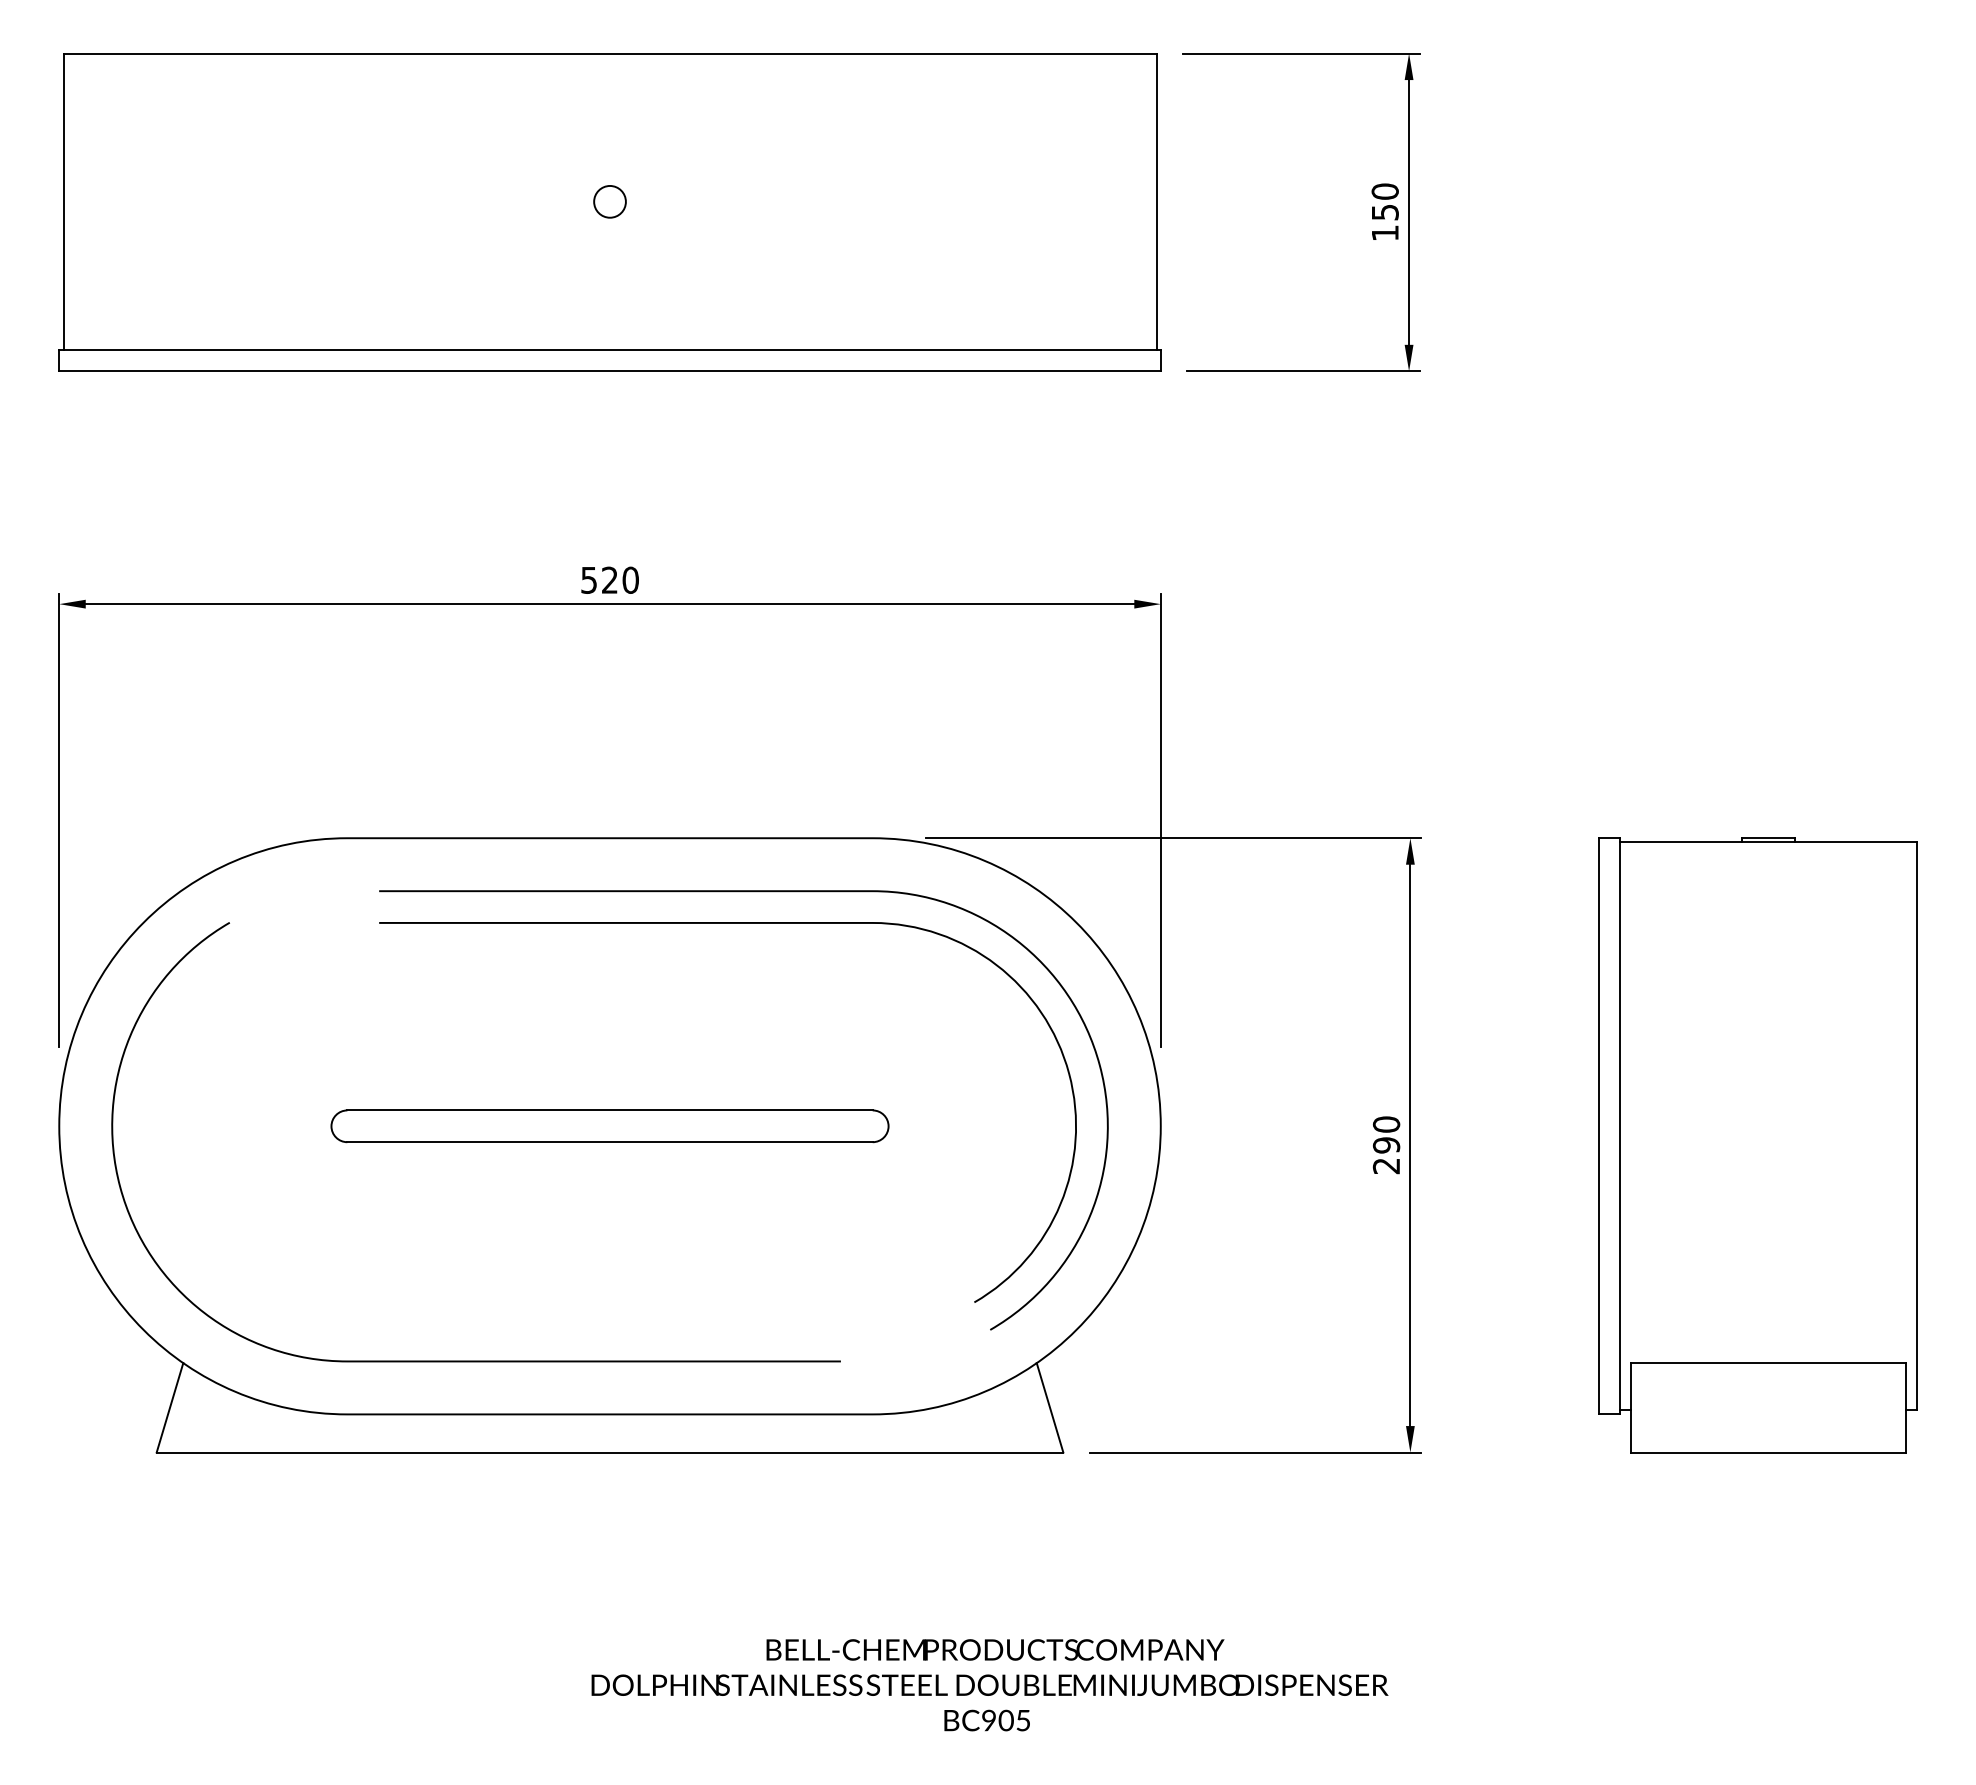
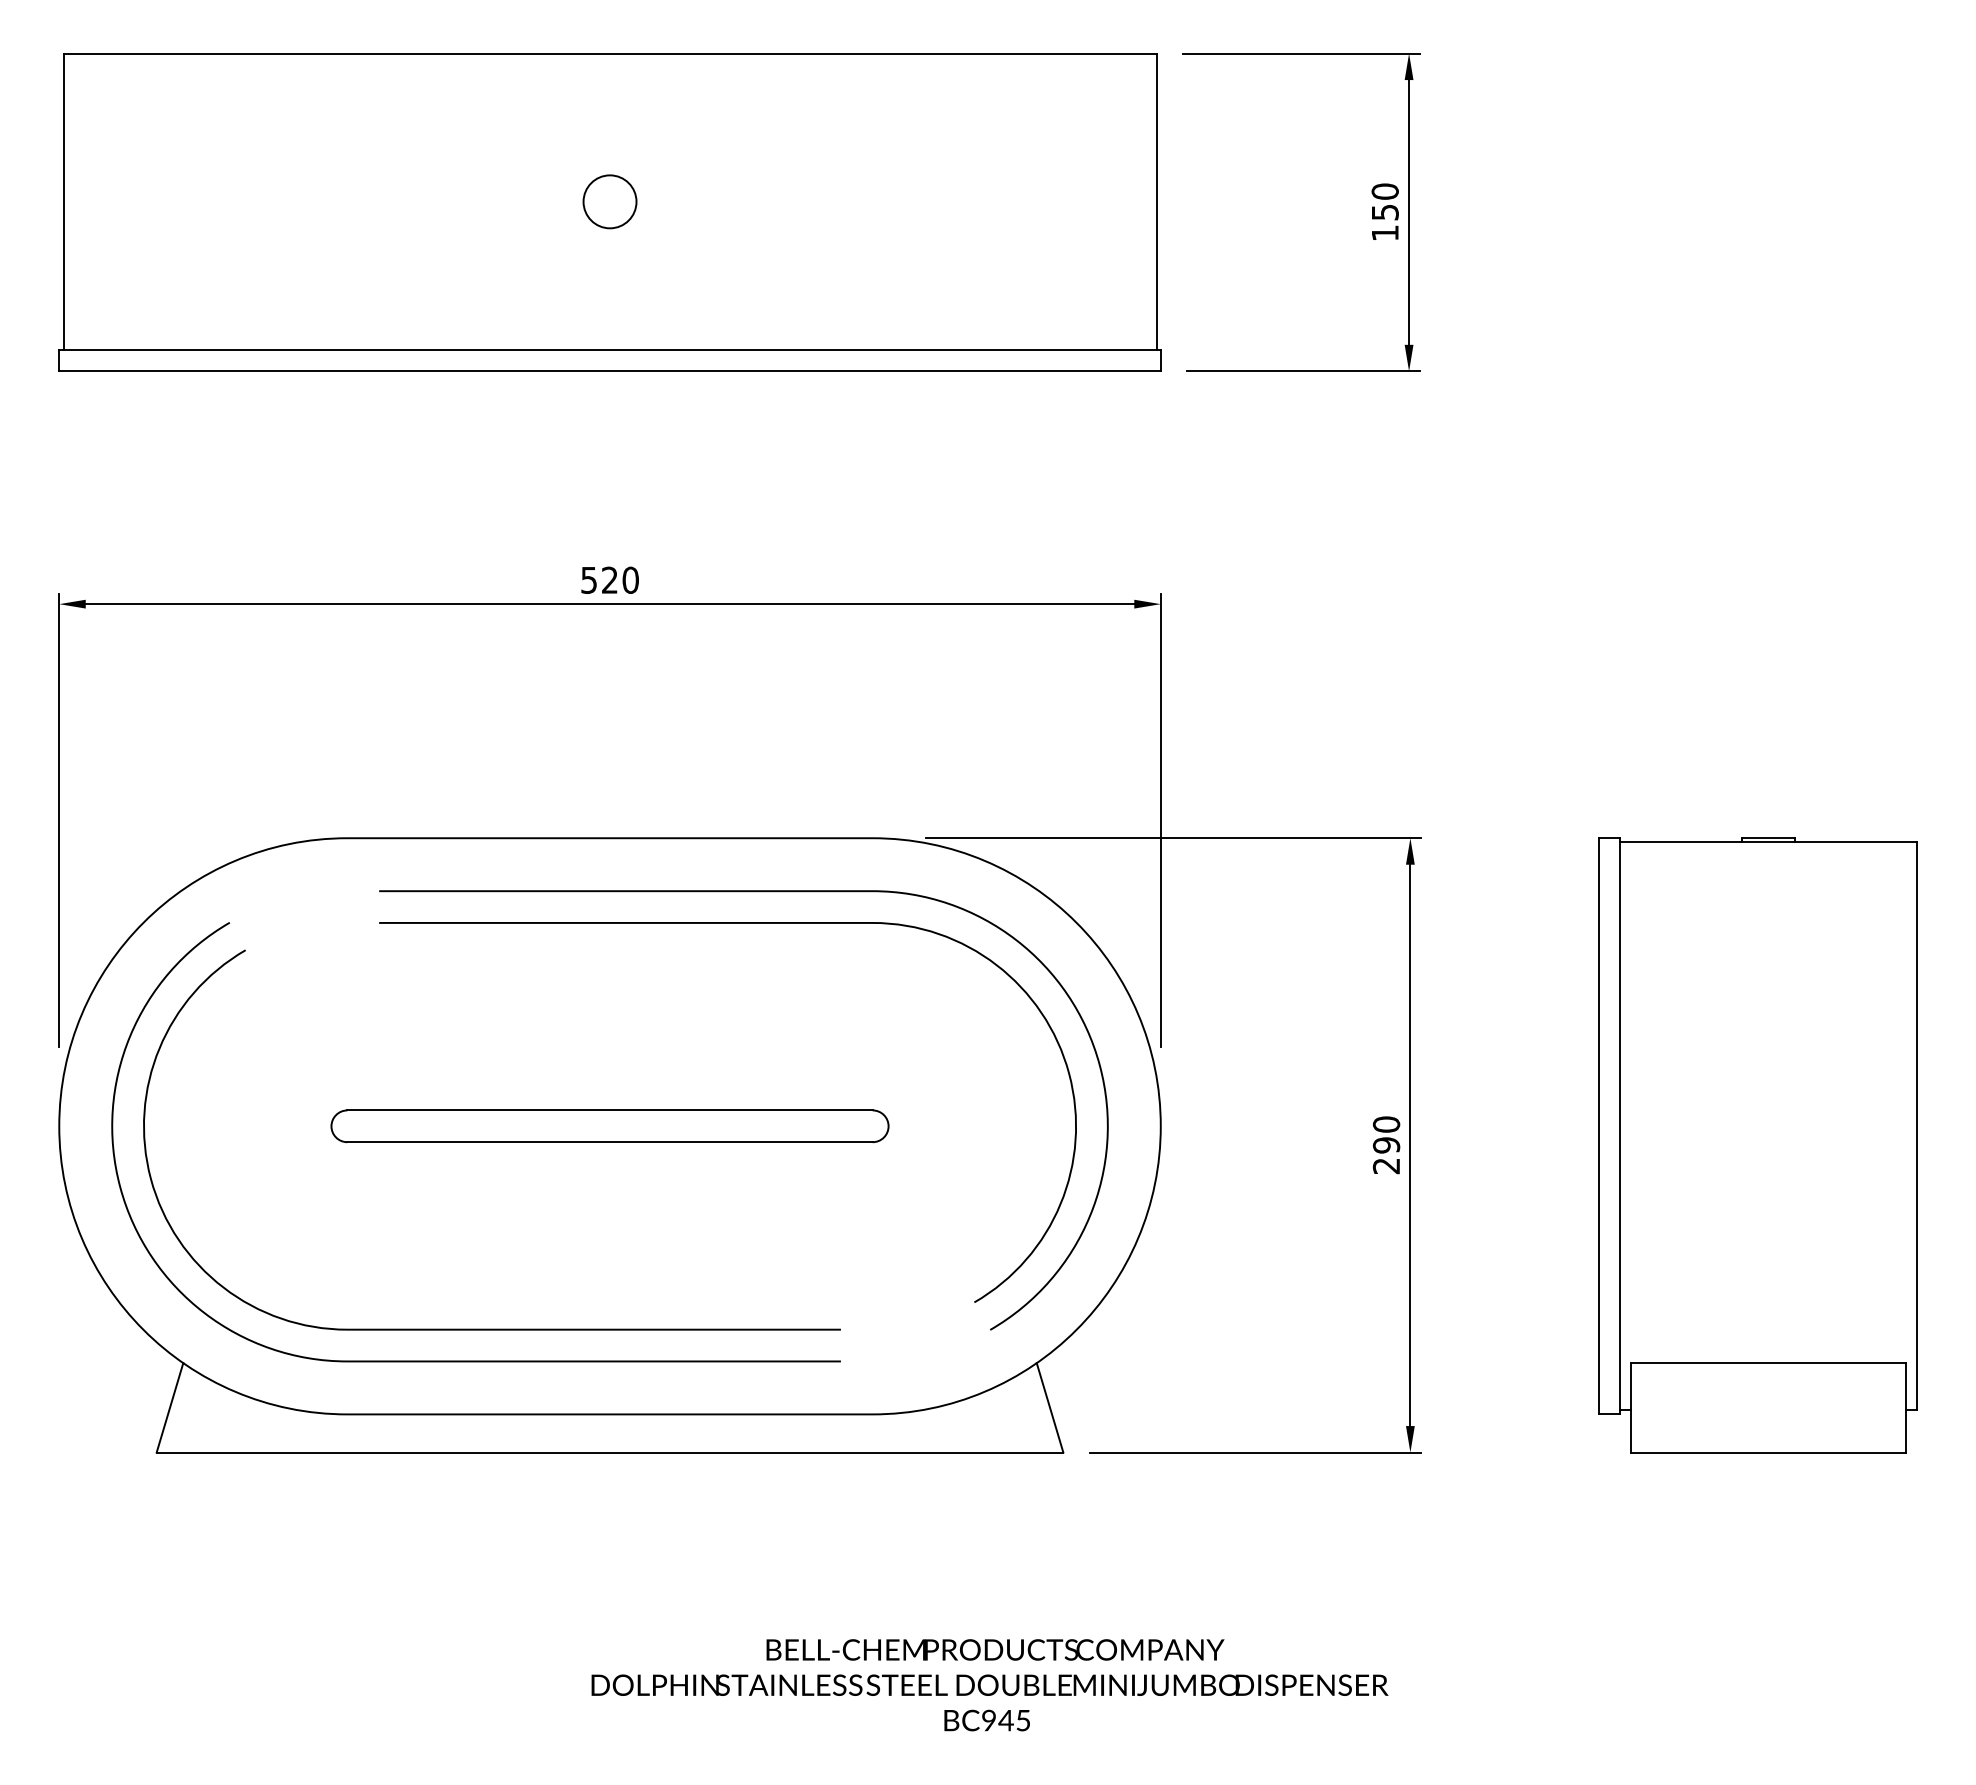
circle diameter: 32 px -> 53 px (609, 201)
curve: none -> present (491, 1328)
text: BC905 -> BC945 (1005, 1720)
